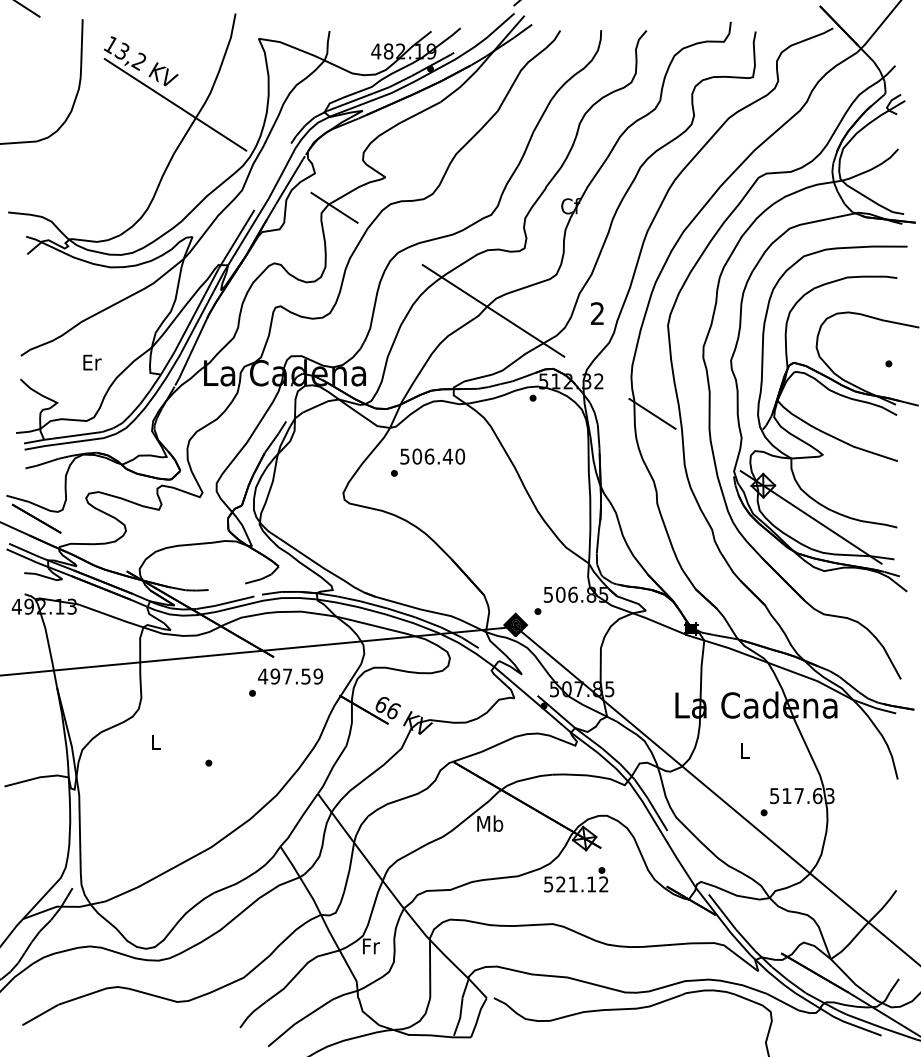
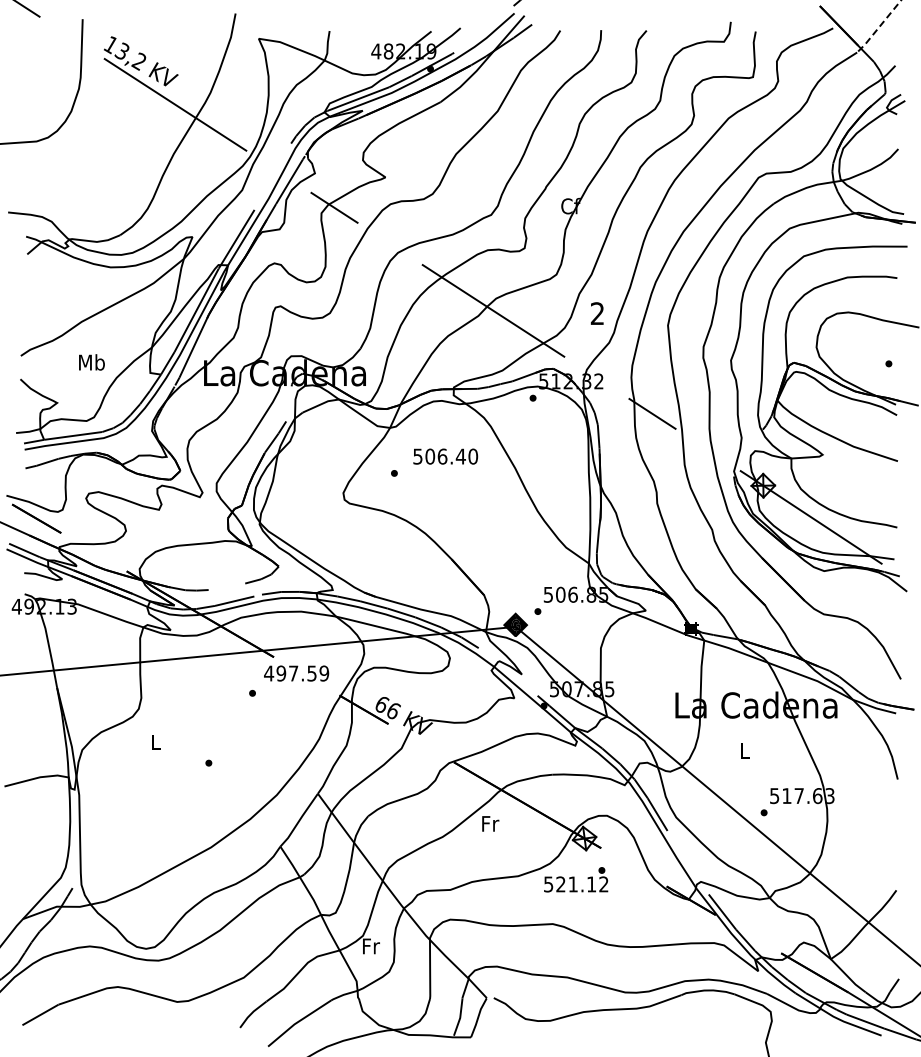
line: solid -> dashed (878, 27)
text: Er -> Mb (91, 362)
text position: (432, 456) -> (445, 456) (445, 456)
text position: (290, 676) -> (296, 673) (296, 673)
text: Mb -> Fr (490, 823)
